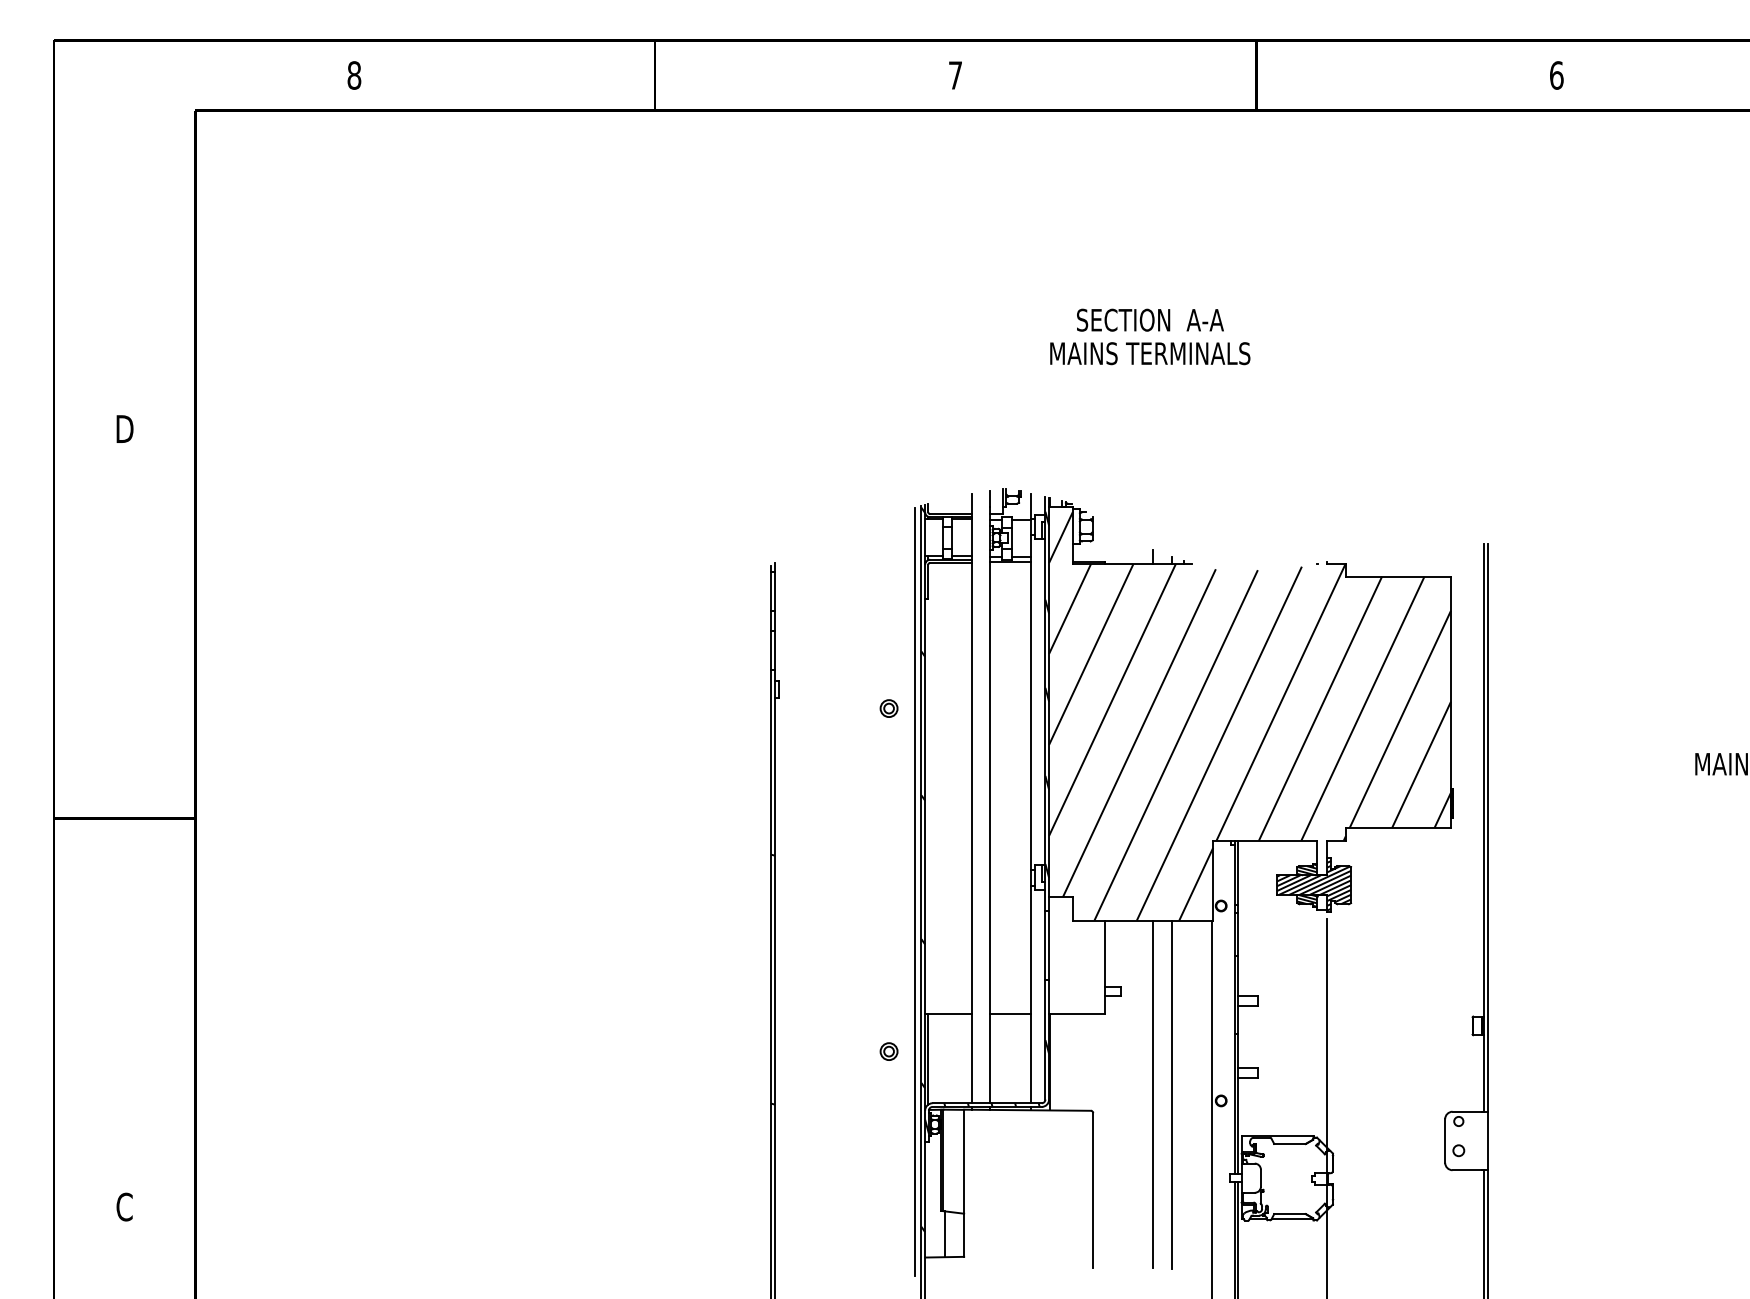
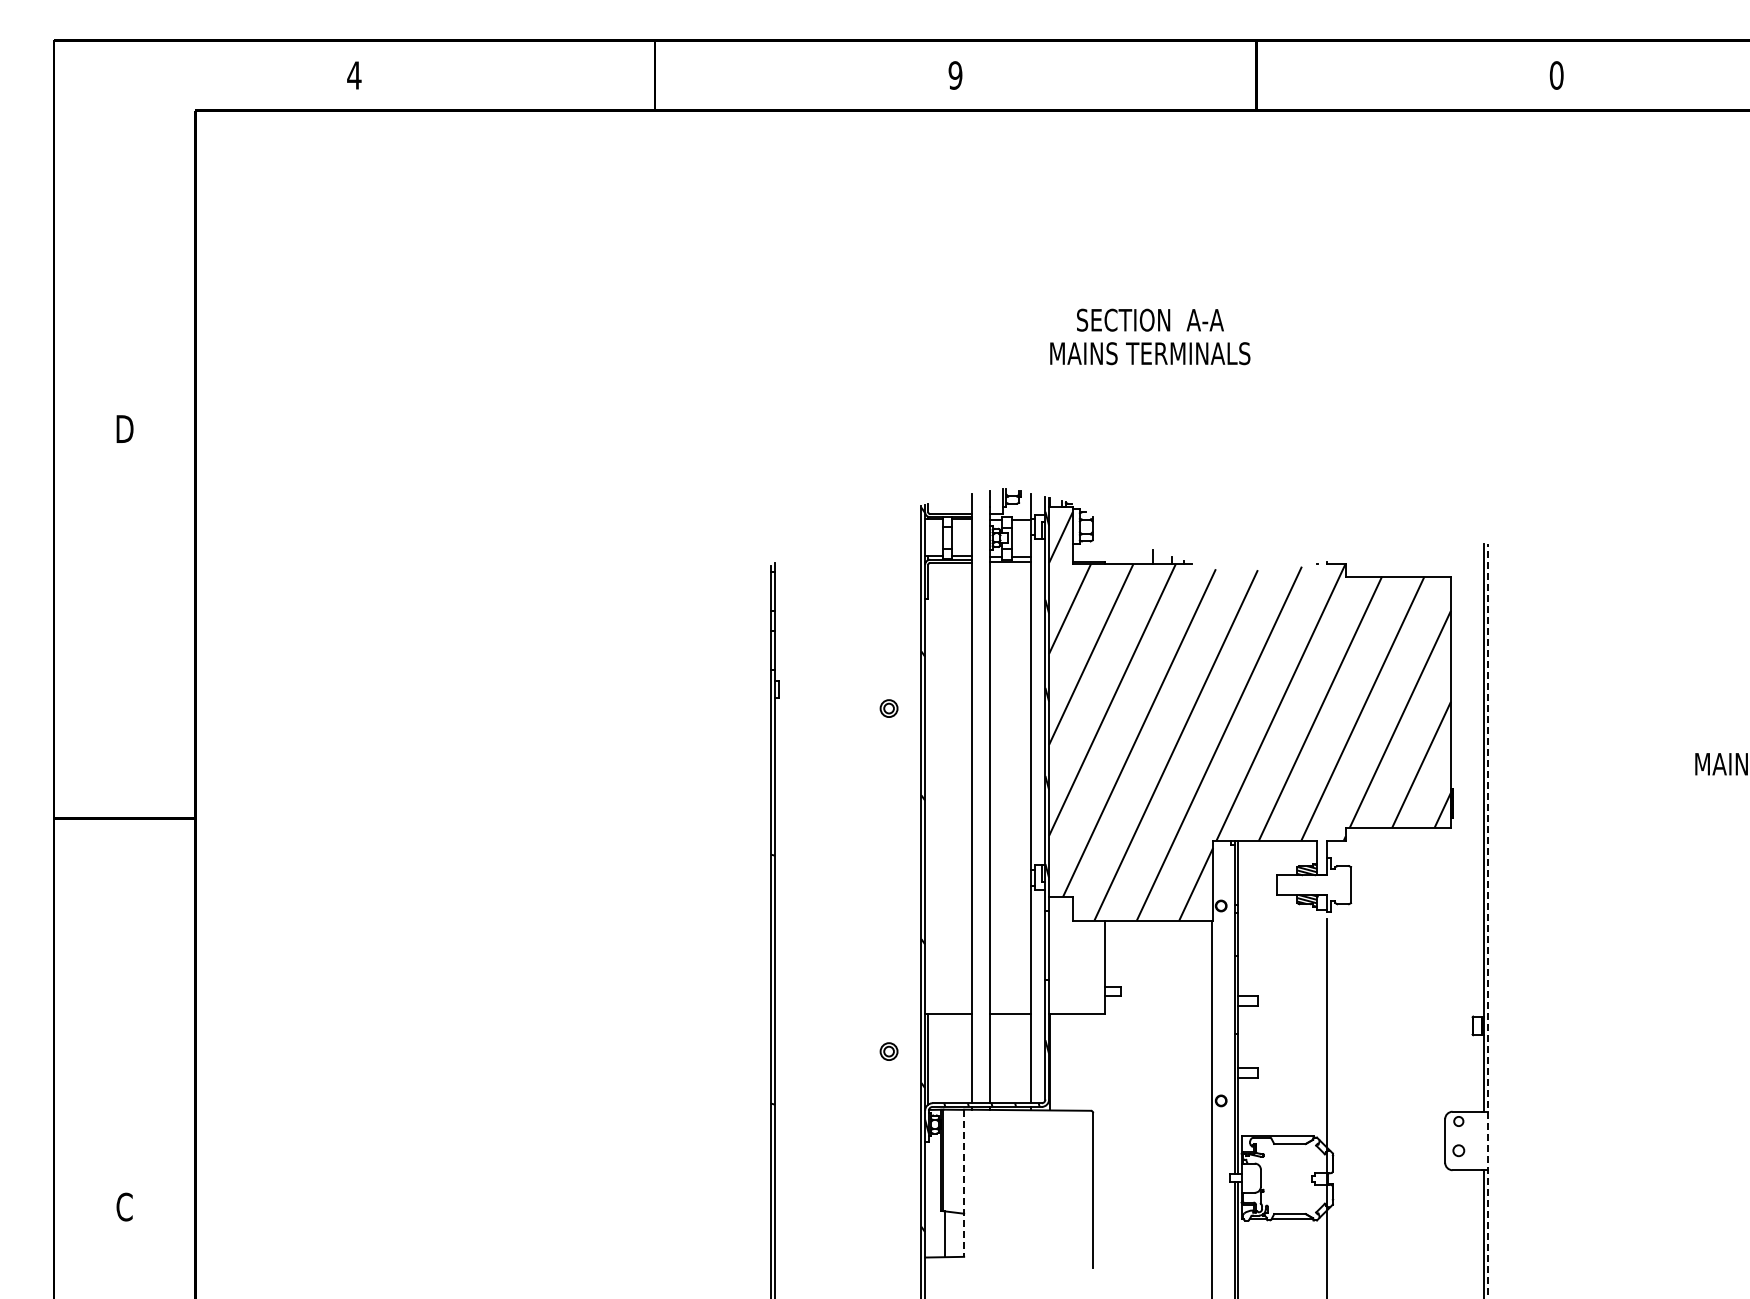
text: 8 -> 4 (354, 75)
text: 7 -> 9 (955, 75)
text: 6 -> 0 (1556, 75)
hatch: present -> none (1313, 883)
line: present -> none (915, 891)
line: solid -> dashed (1488, 920)
line: present -> none (1153, 1094)
line: present -> none (1171, 1094)
line: solid -> dashed (964, 1183)
